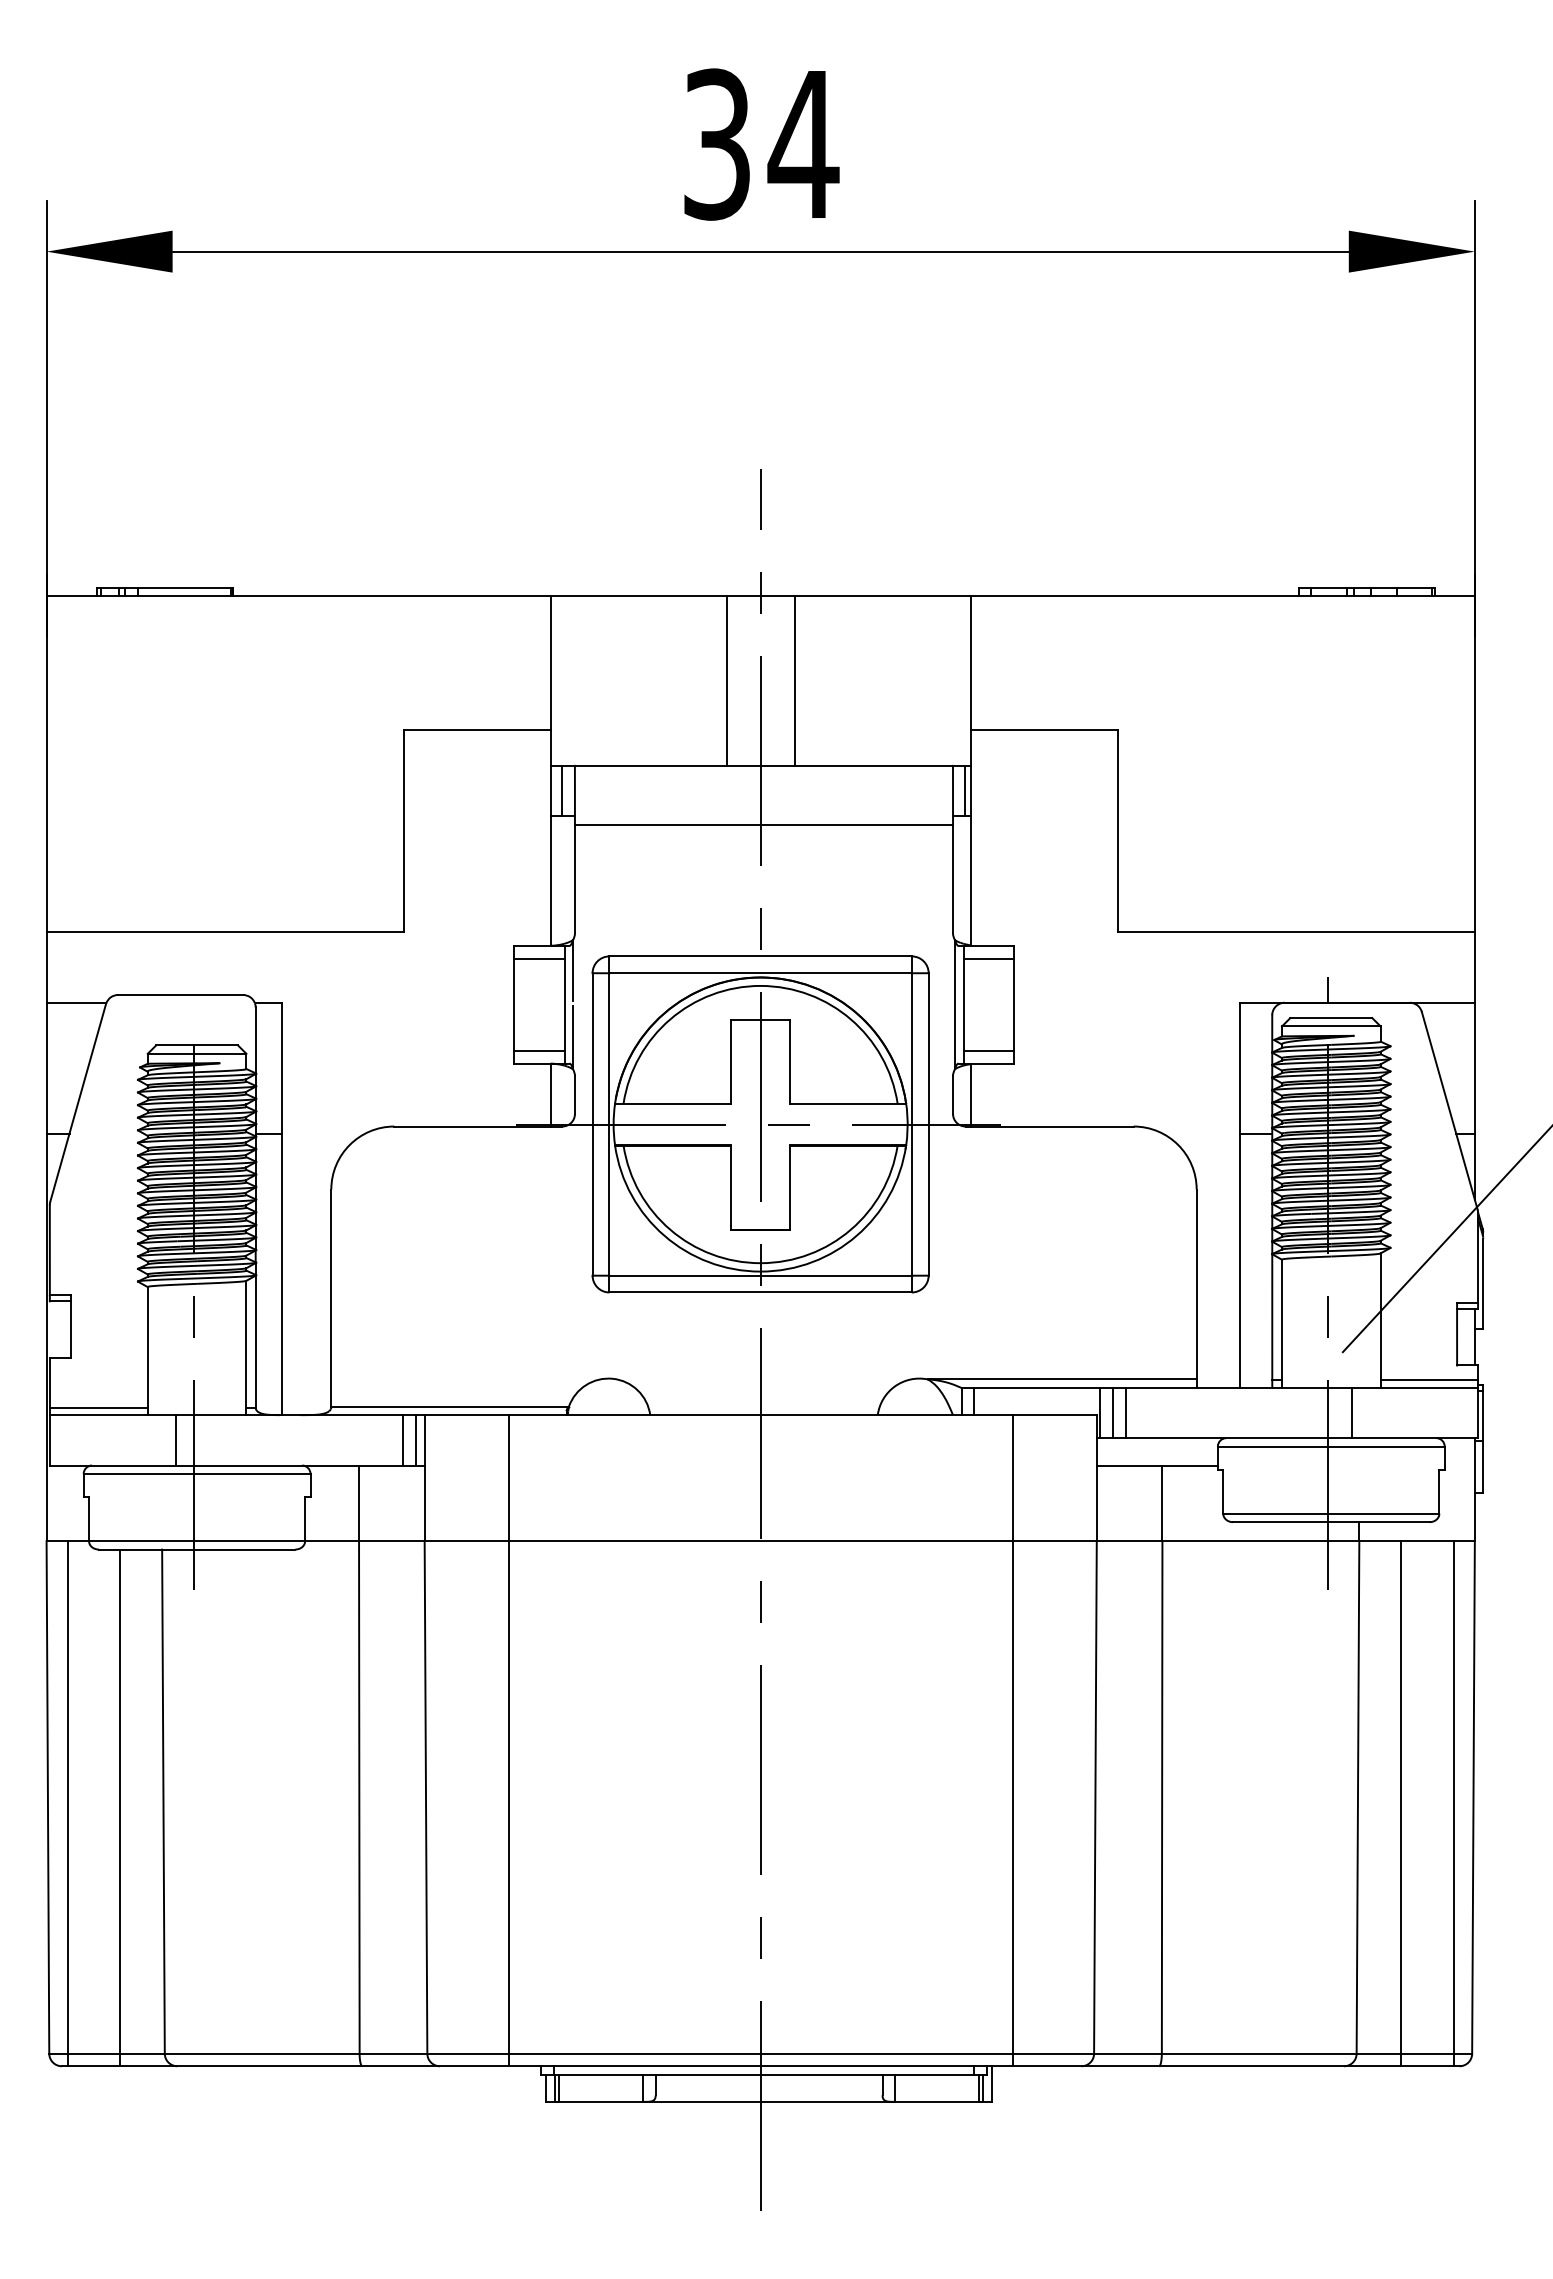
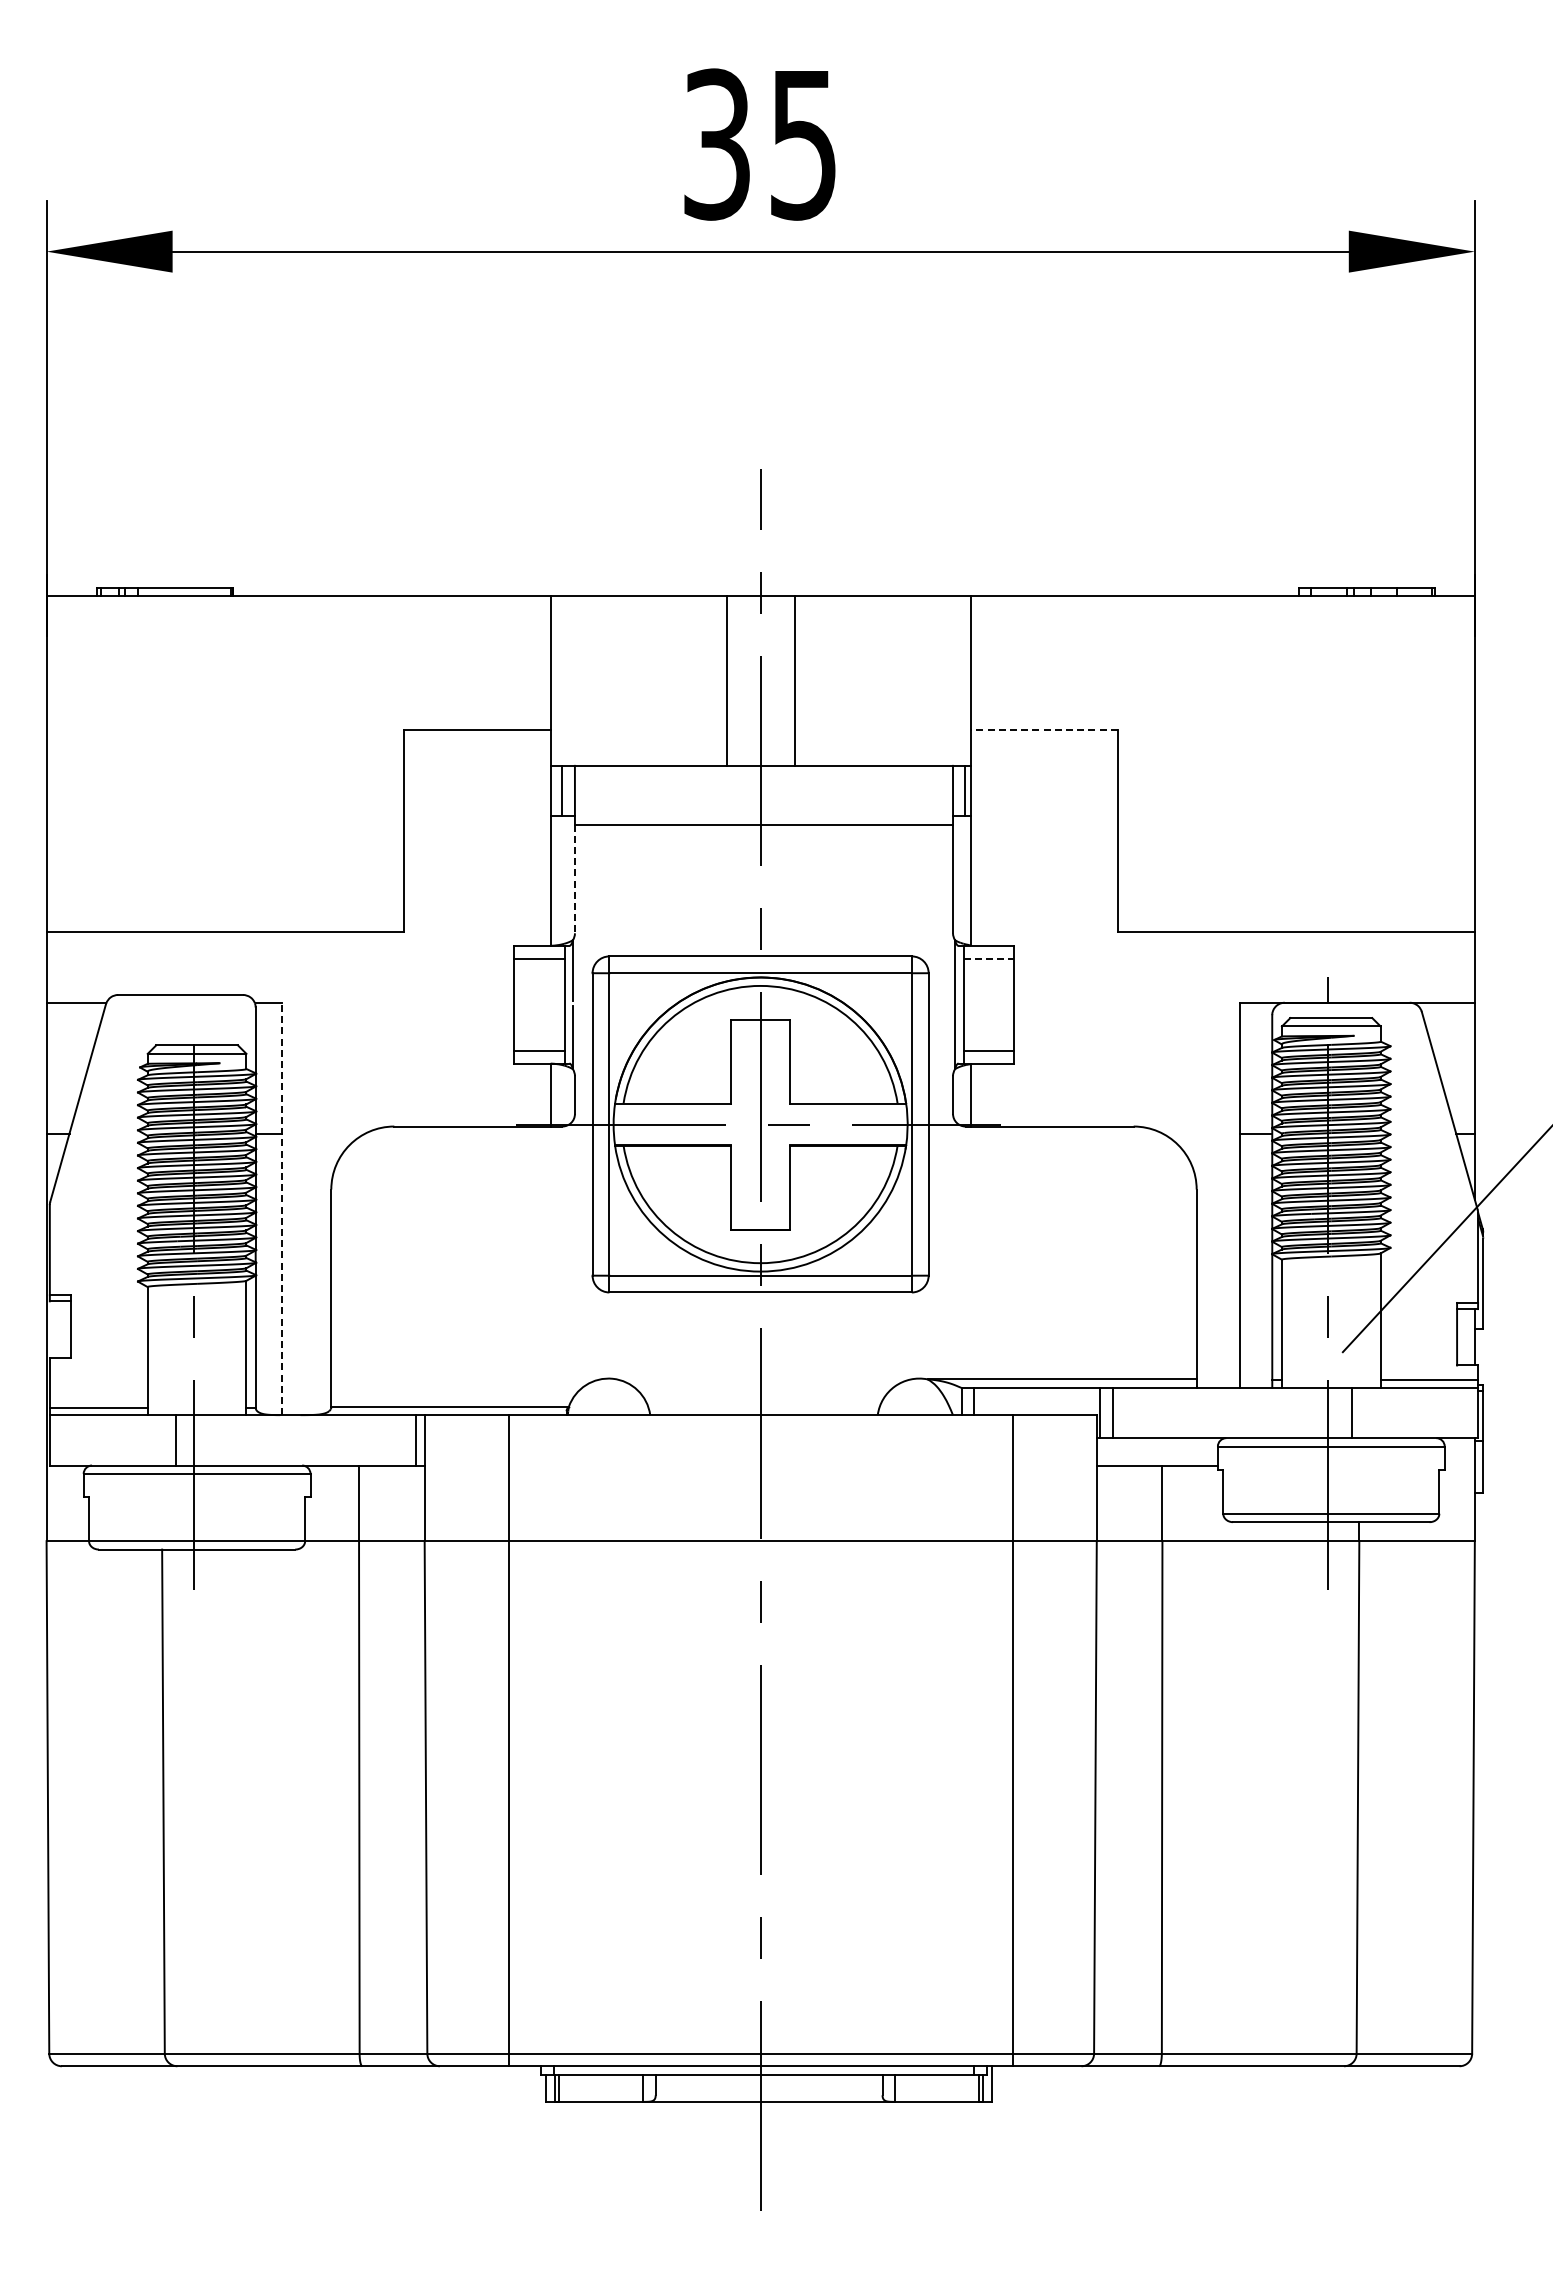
text: 34 -> 35 (803, 145)
line: solid -> dashed (1044, 730)
line: solid -> dashed (574, 879)
line: solid -> dashed (989, 958)
line: solid -> dashed (281, 1209)
line: present -> none (1125, 1412)
line: present -> none (403, 1440)
line: present -> none (67, 1803)
line: present -> none (1401, 1803)
line: present -> none (1453, 1803)
line: present -> none (120, 1807)
